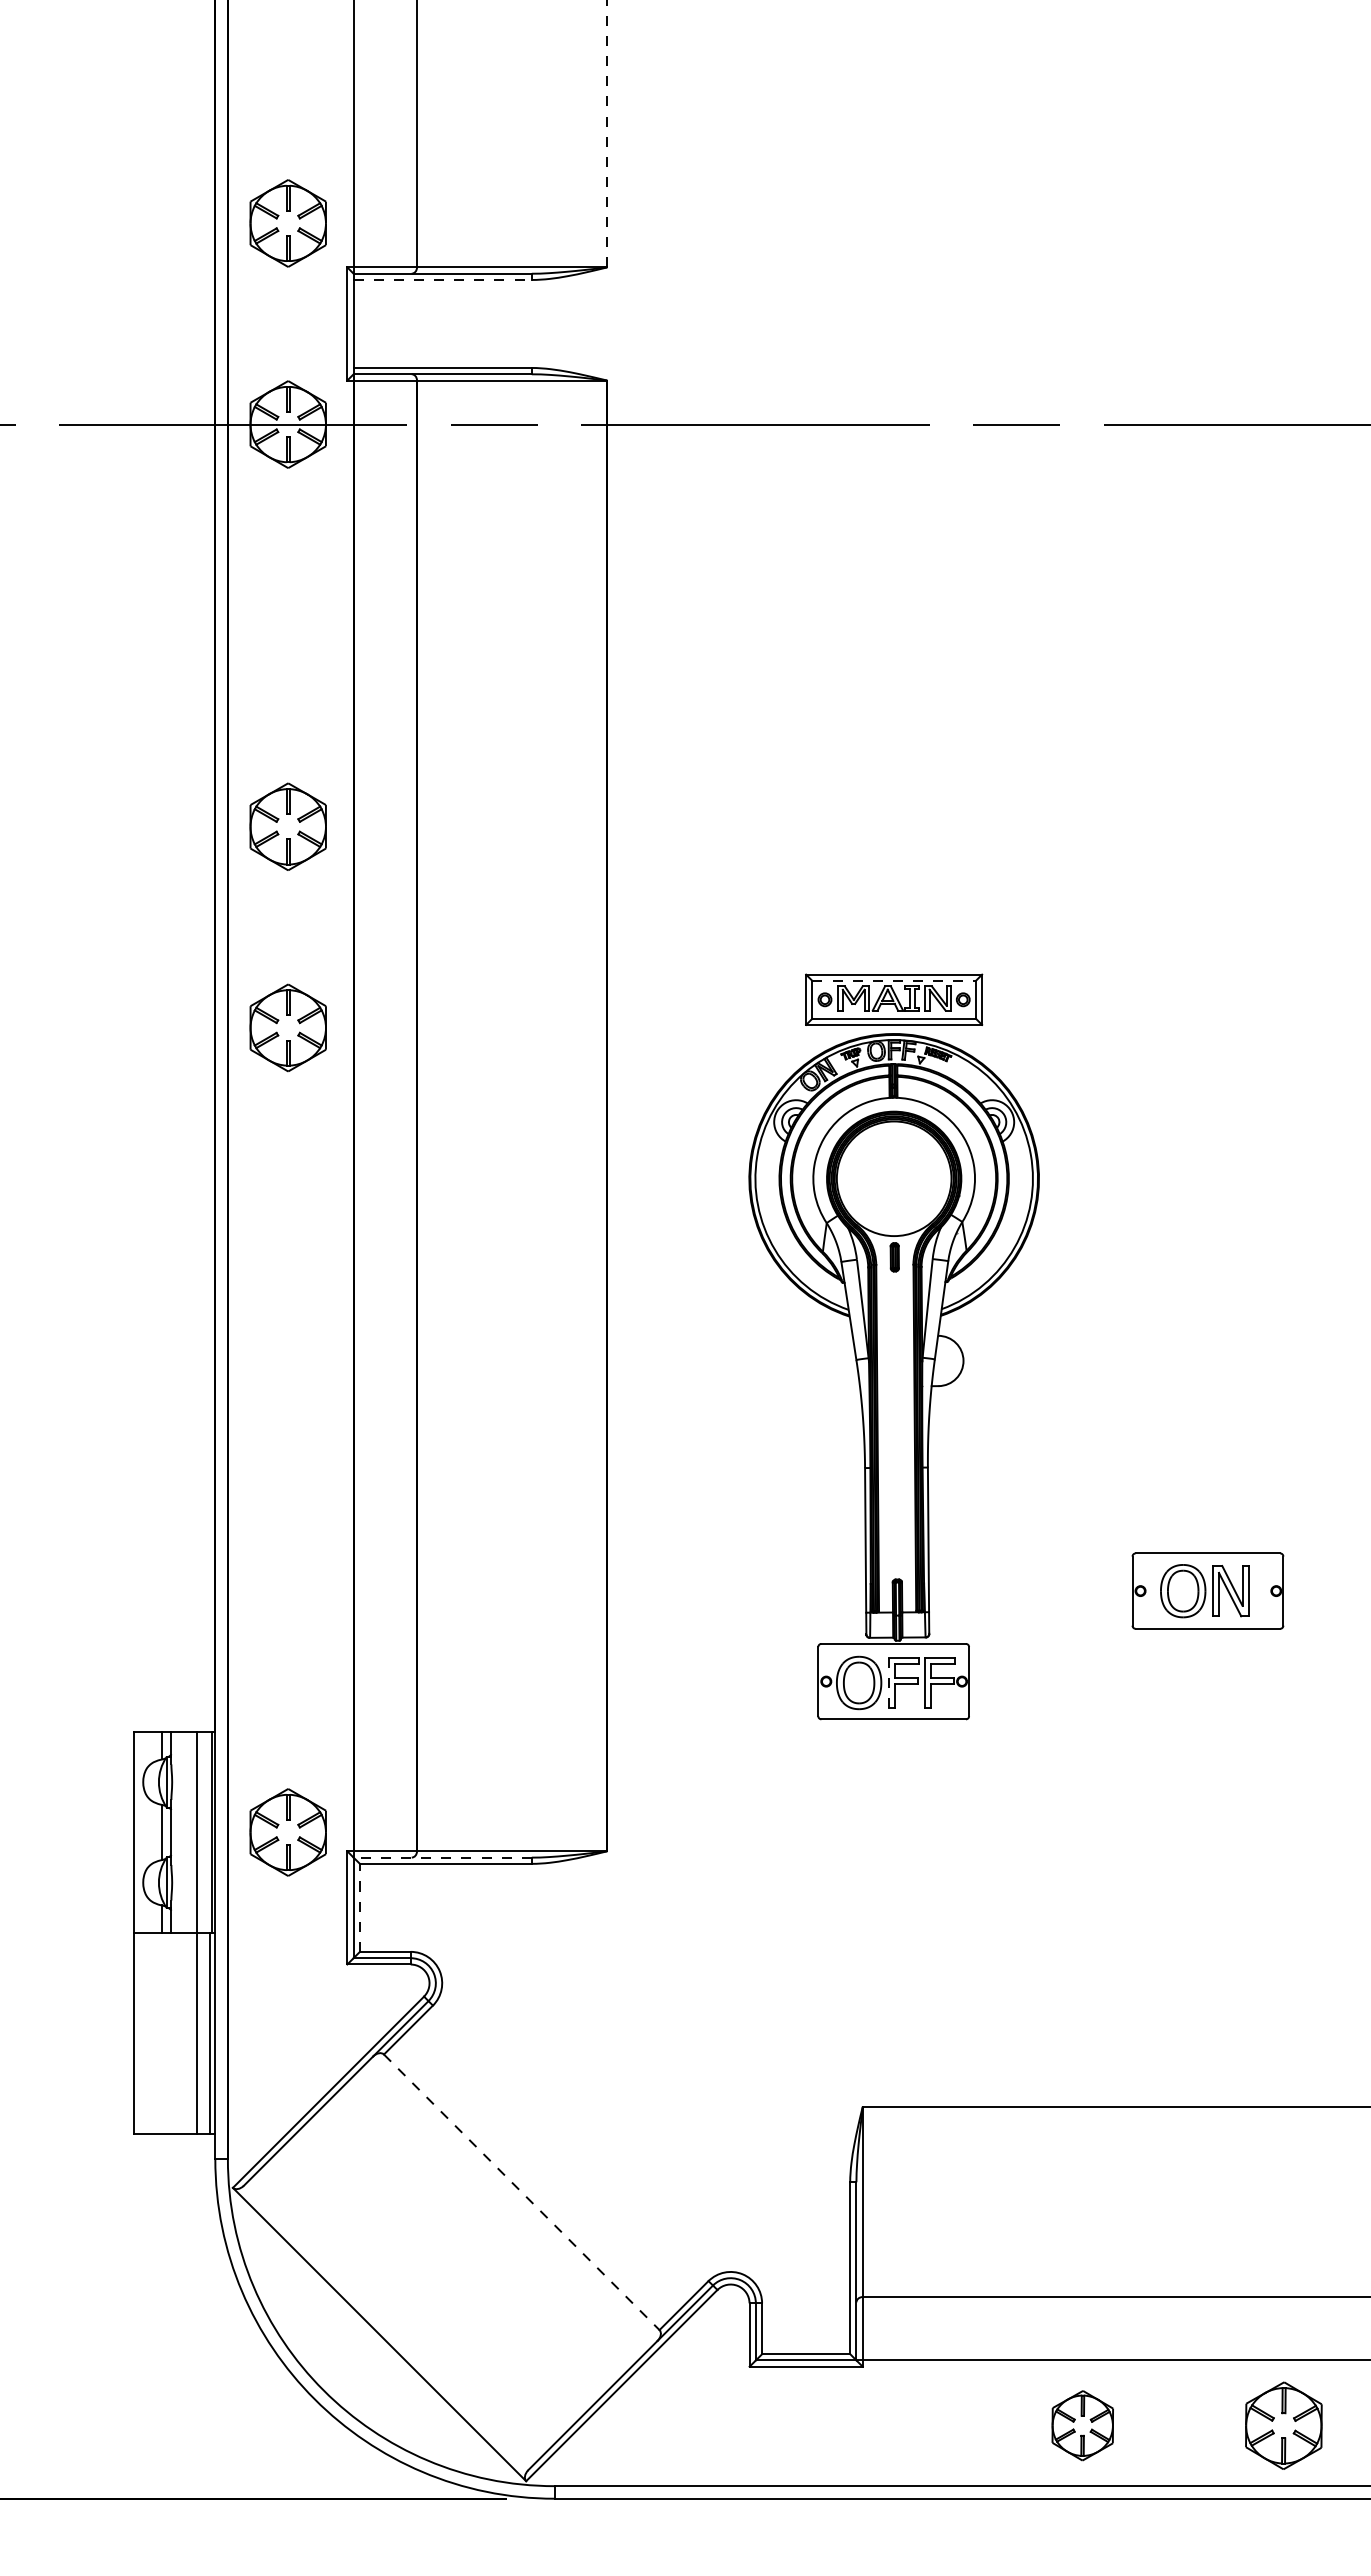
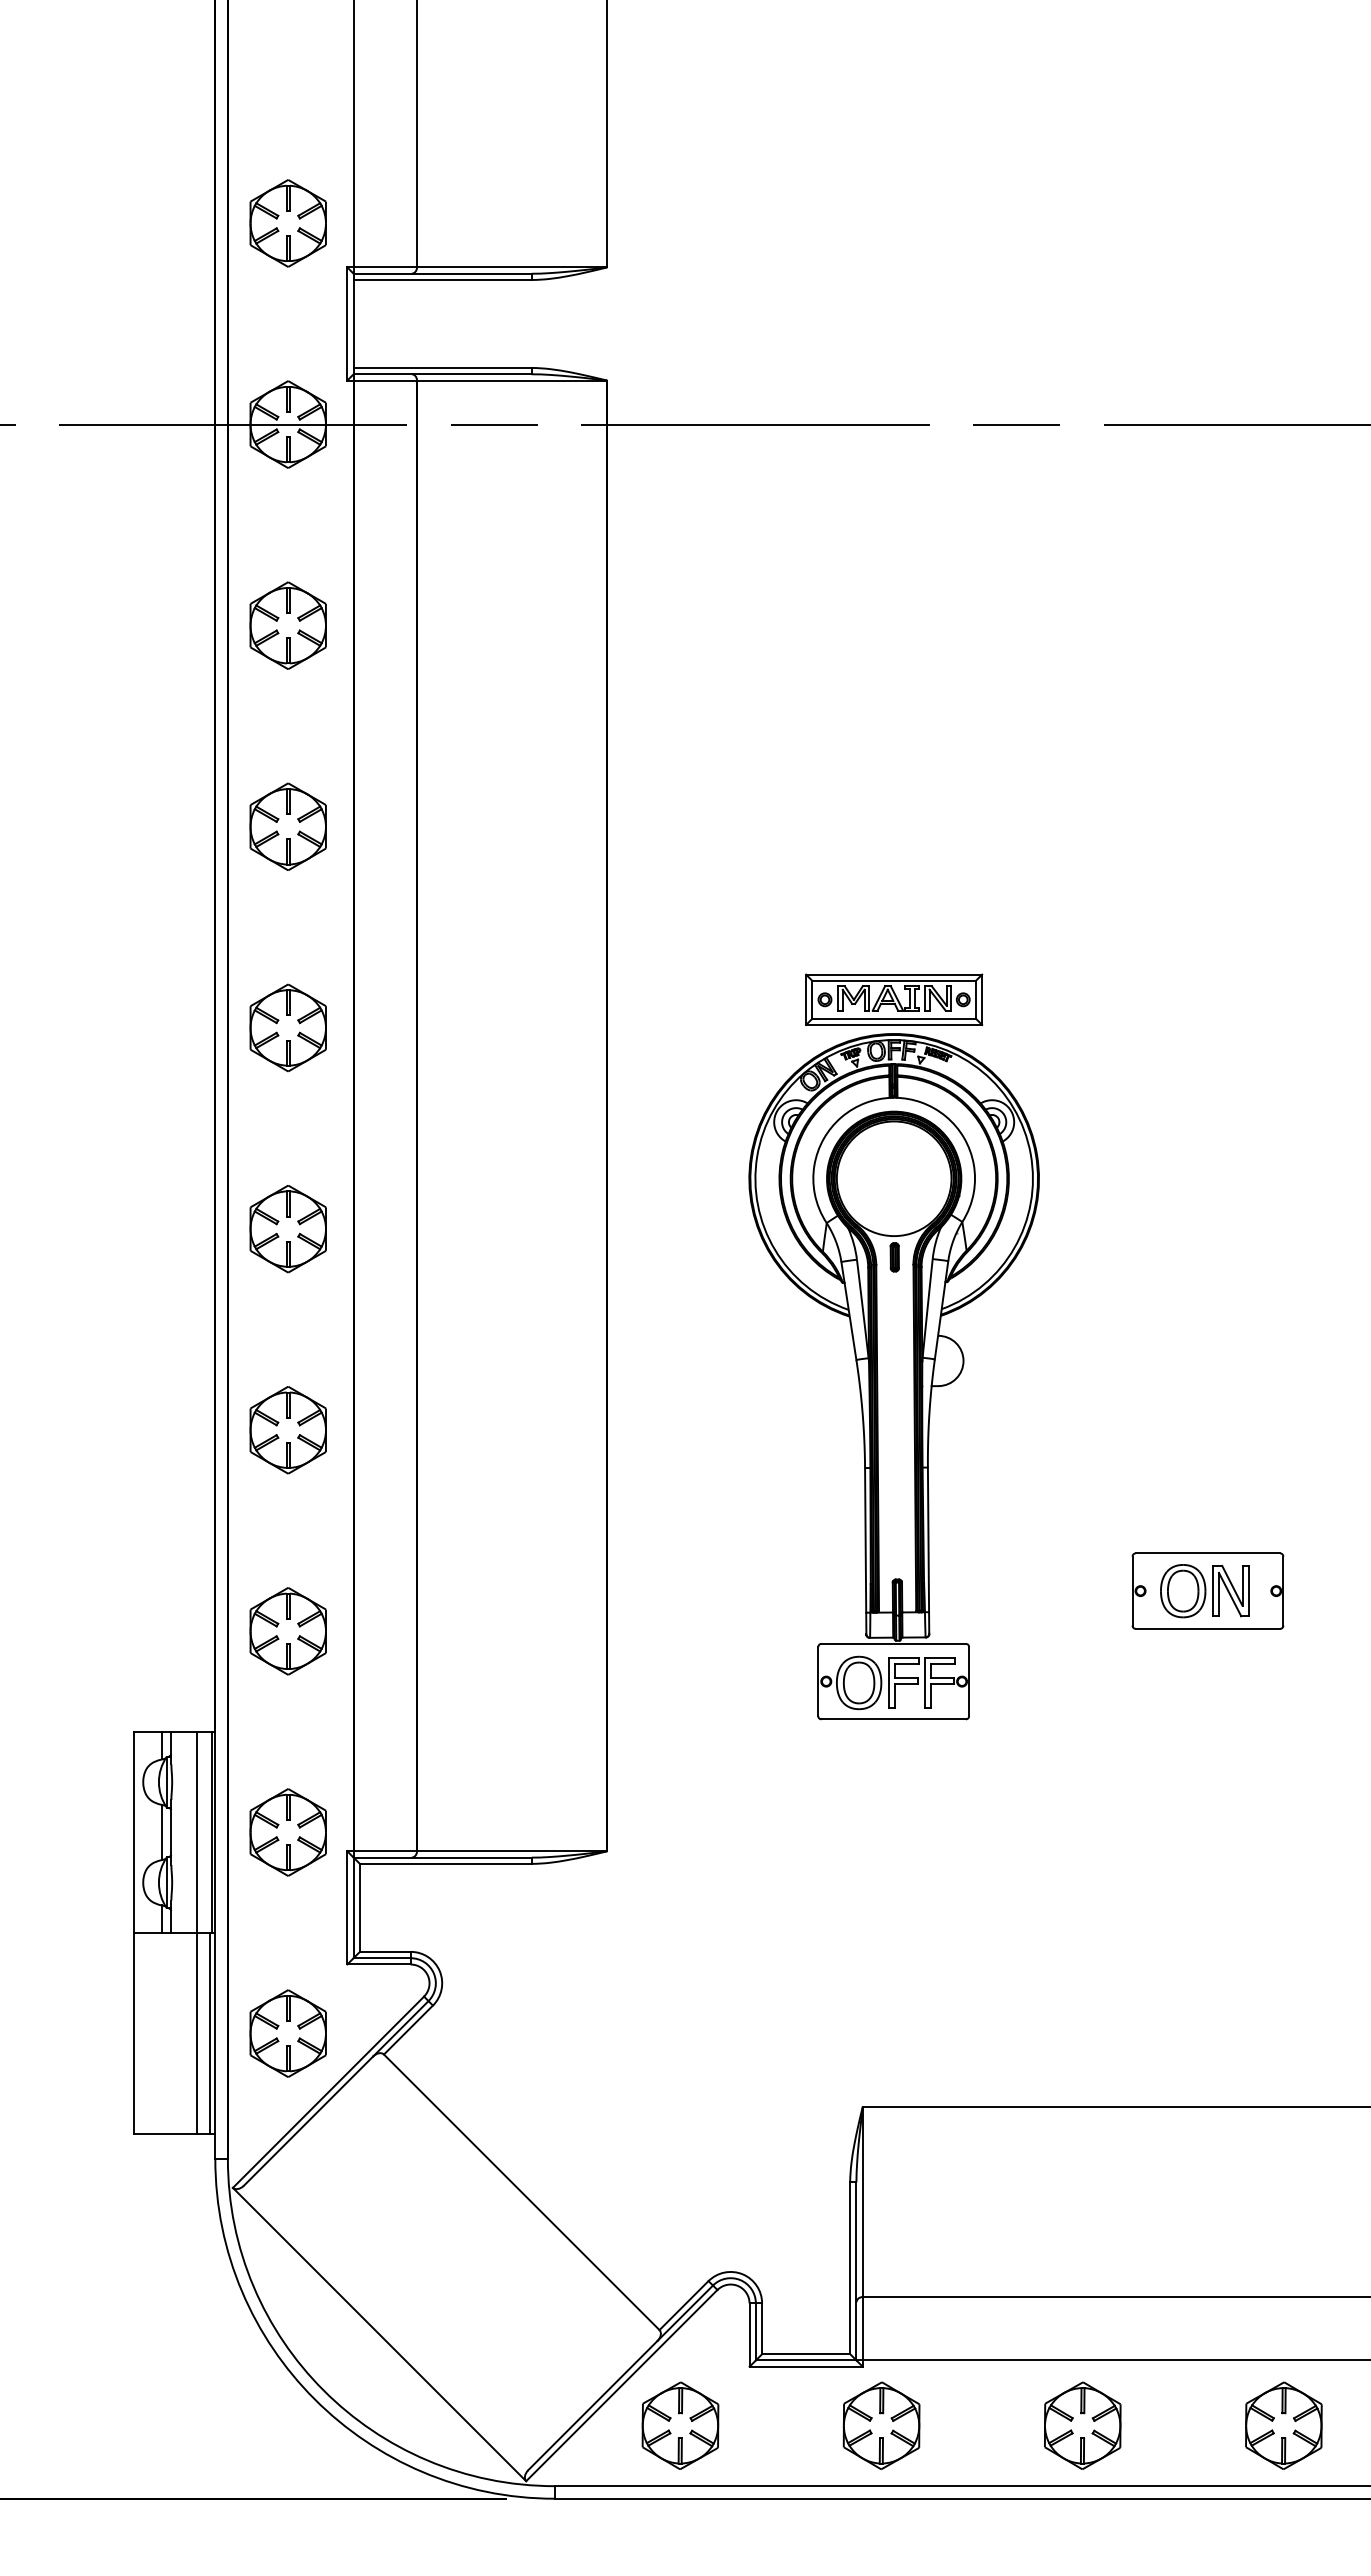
line: dashed -> solid (607, 133)
line: dashed -> solid (443, 279)
part: none -> present (287, 625)
line: dashed -> solid (894, 980)
part: none -> present (287, 1229)
part: none -> present (287, 1430)
part: none -> present (287, 1631)
line: dashed -> solid (888, 1682)
line: dashed -> solid (442, 1857)
line: dashed -> solid (359, 1907)
part: none -> present (287, 2033)
line: dashed -> solid (521, 2192)
part: none -> present (680, 2425)
part: none -> present (881, 2425)
part size: 63x72 px -> 78x89 px (1082, 2425)
